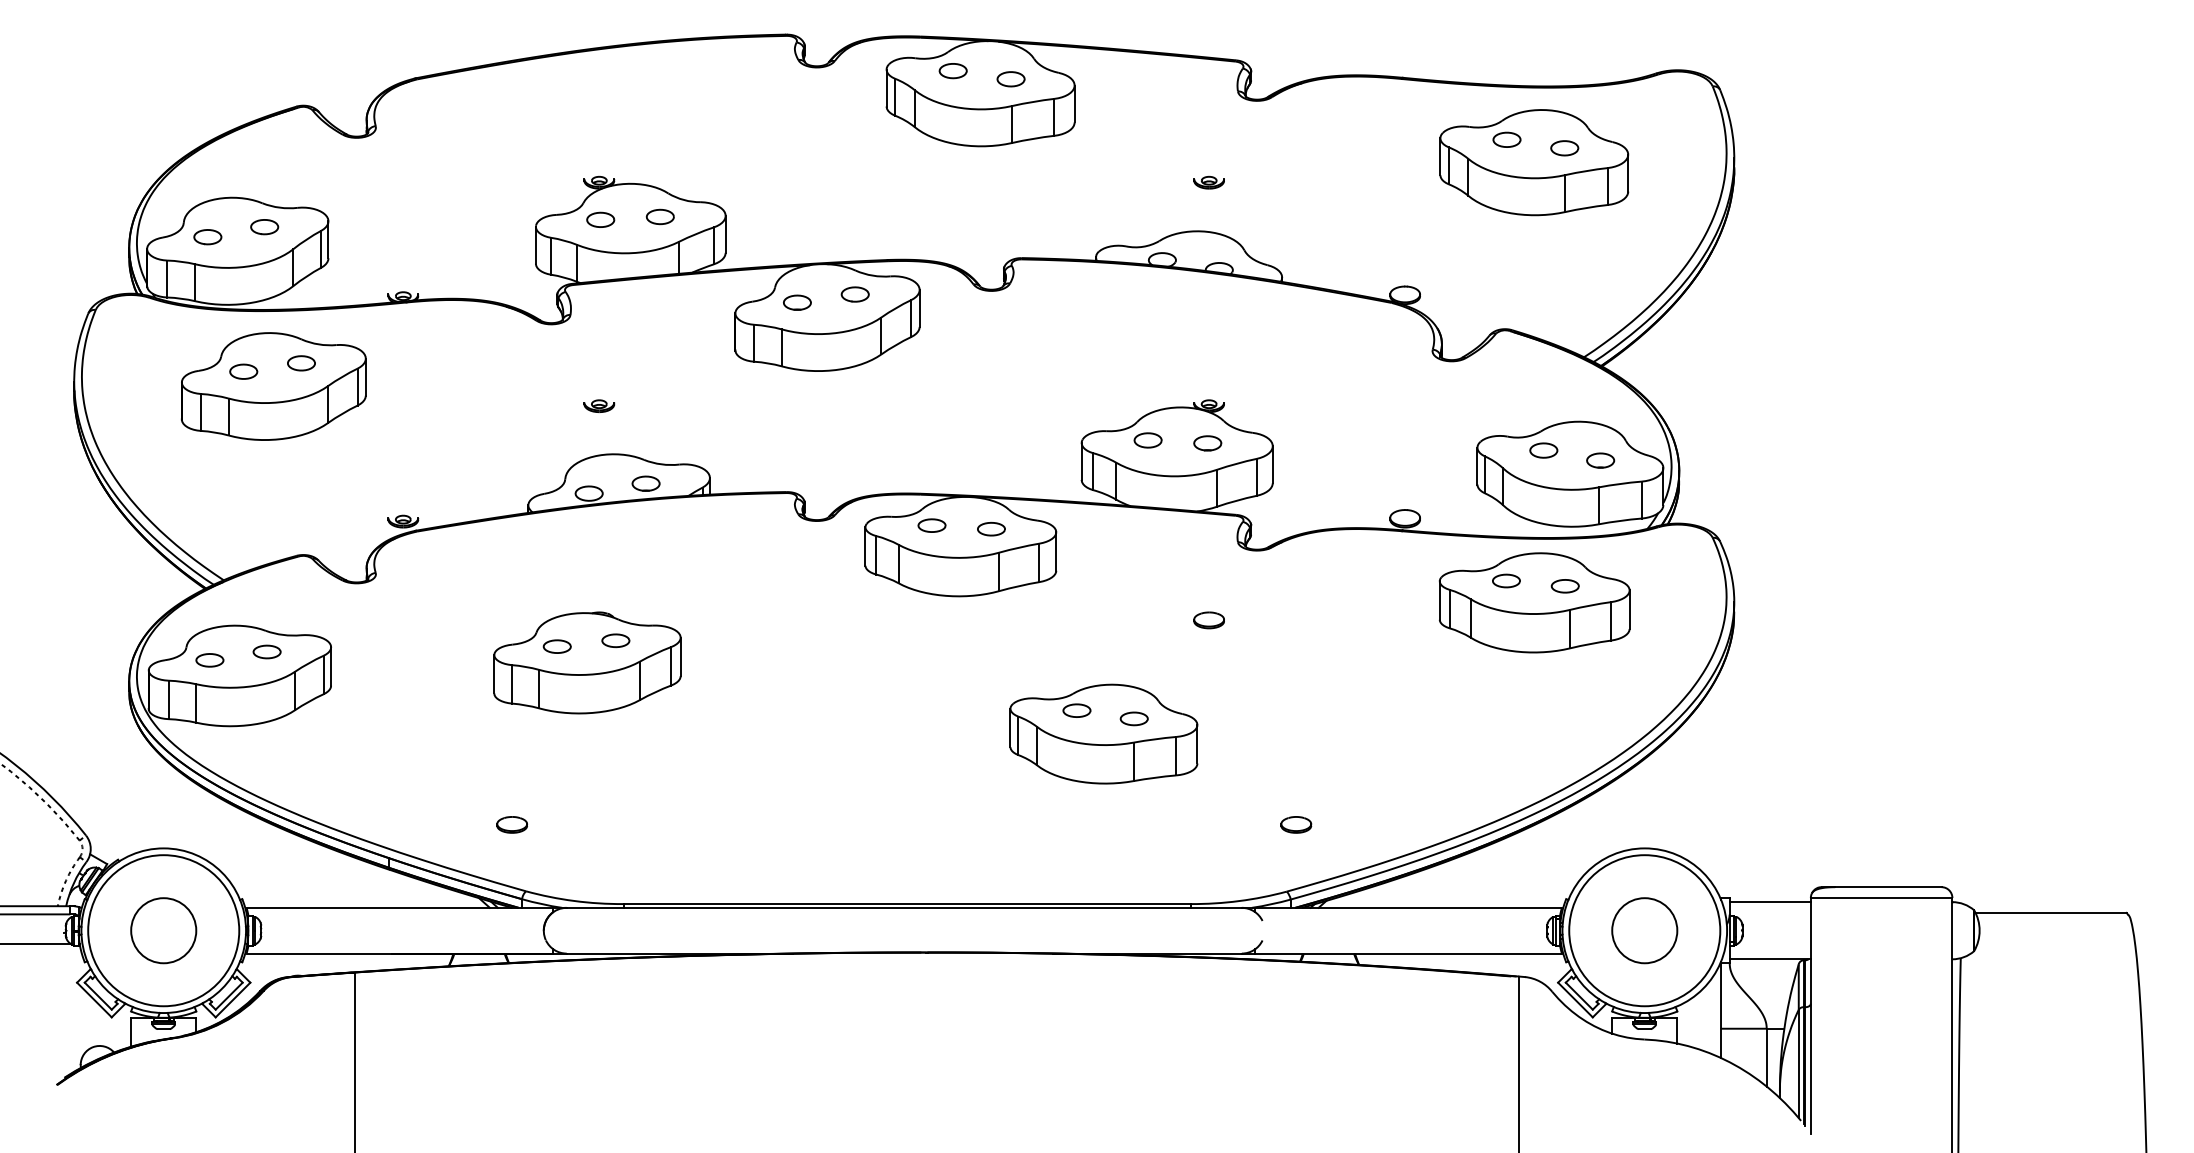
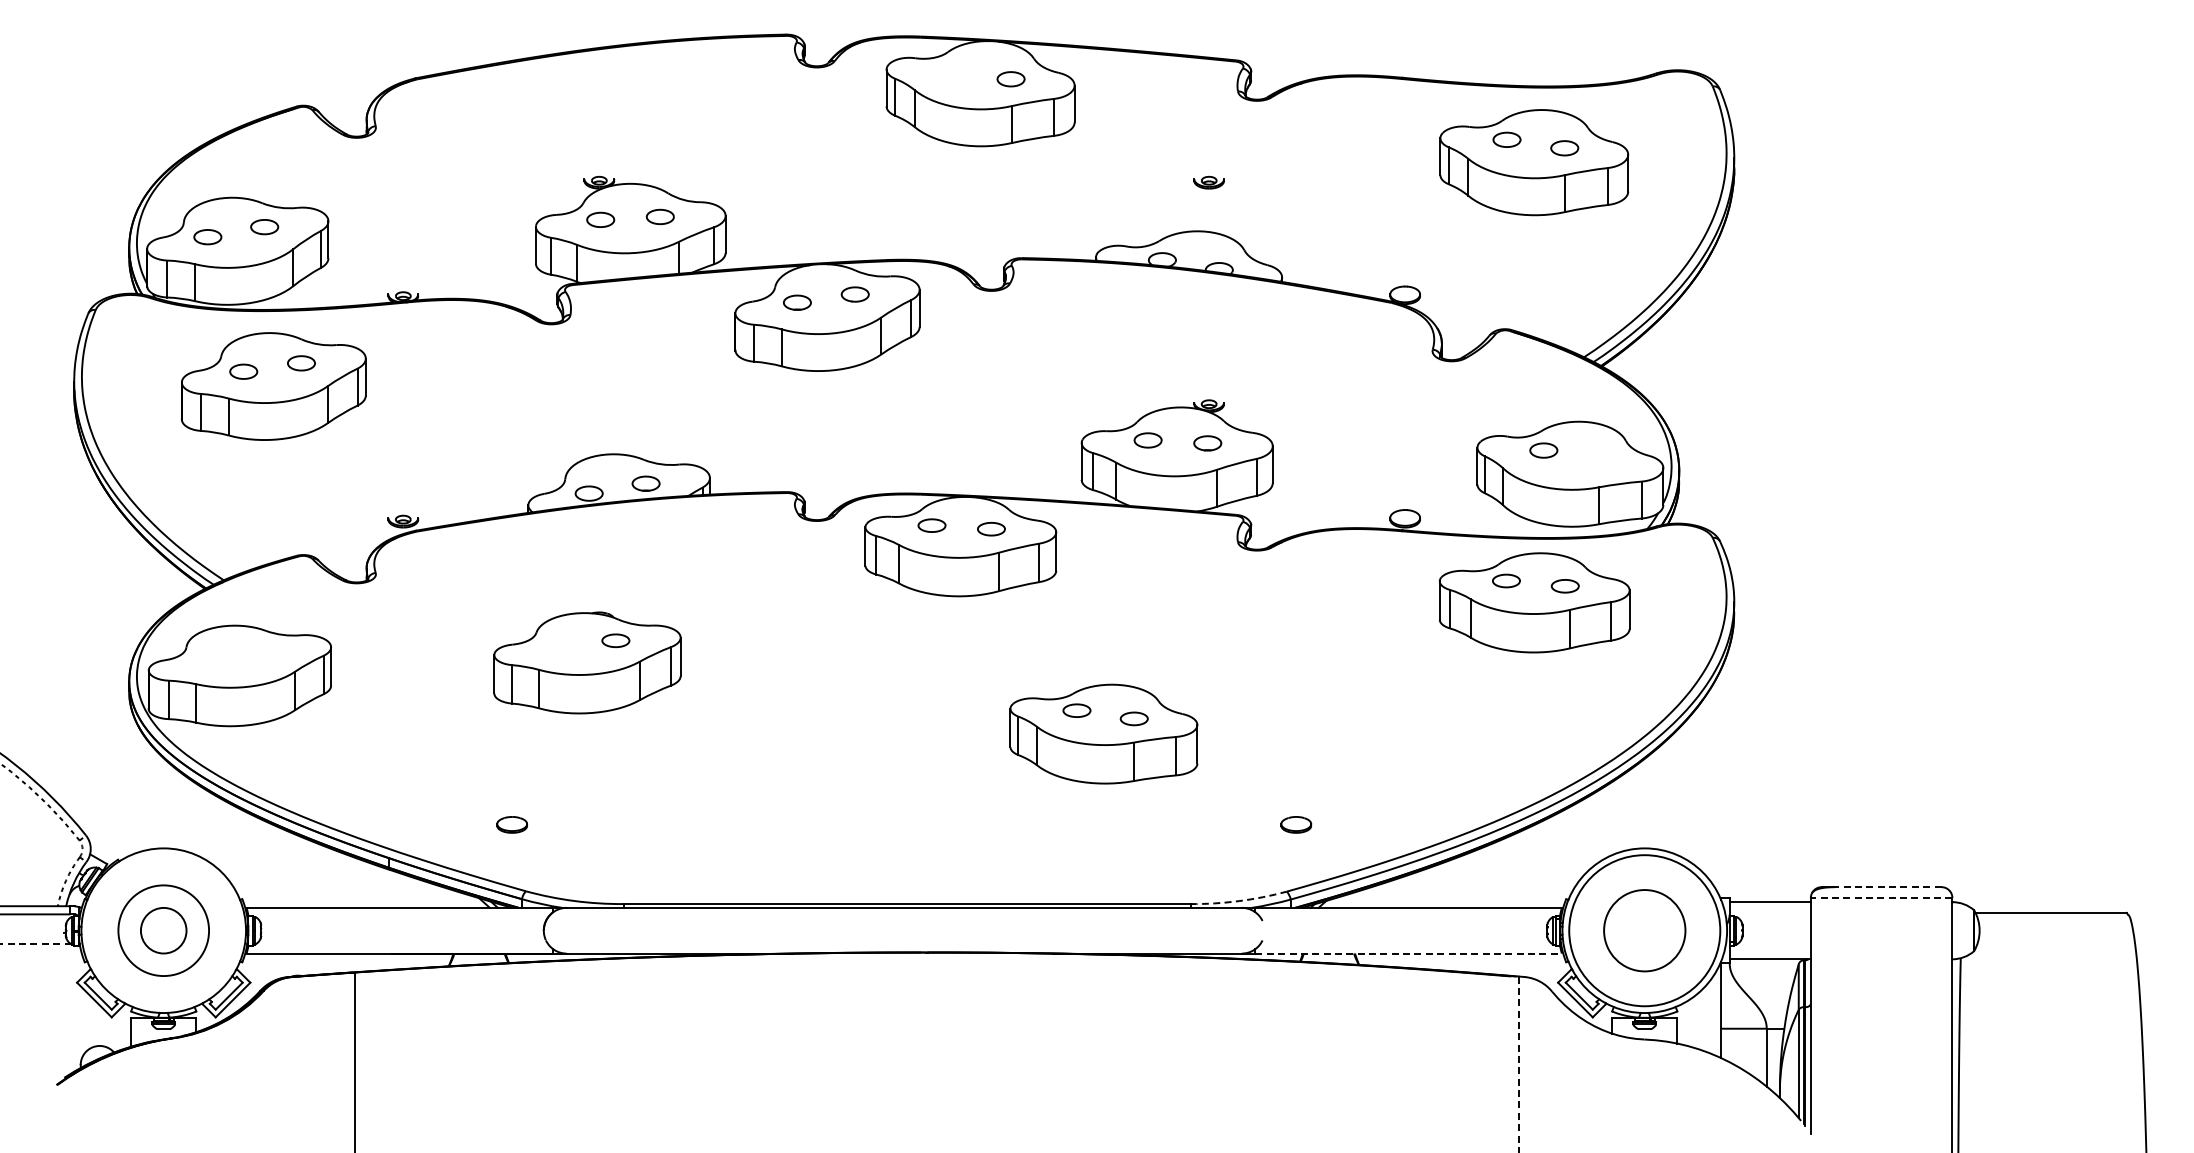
part: present -> none (952, 71)
part: present -> none (599, 405)
part: present -> none (1600, 460)
part: present -> none (1208, 620)
part: present -> none (556, 646)
part: present -> none (266, 651)
part: present -> none (209, 660)
line: solid -> dashed (1887, 887)
line: solid -> dashed (1881, 898)
arc: solid -> dashed (1239, 901)
circle diameter: 151 px -> 91 px (163, 930)
circle diameter: 65 px -> 46 px (163, 930)
circle diameter: 65 px -> 81 px (1644, 930)
line: solid -> dashed (35, 944)
line: solid -> dashed (1409, 953)
line: solid -> dashed (1519, 1064)
